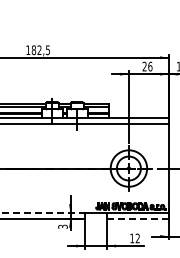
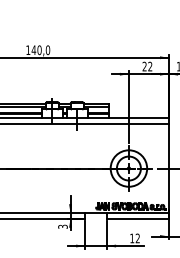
text: 182,5 -> 140,0 (40, 50)
text: 26 -> 22 (150, 66)
line: dashed -> solid (43, 213)
line: dashed -> solid (138, 218)
